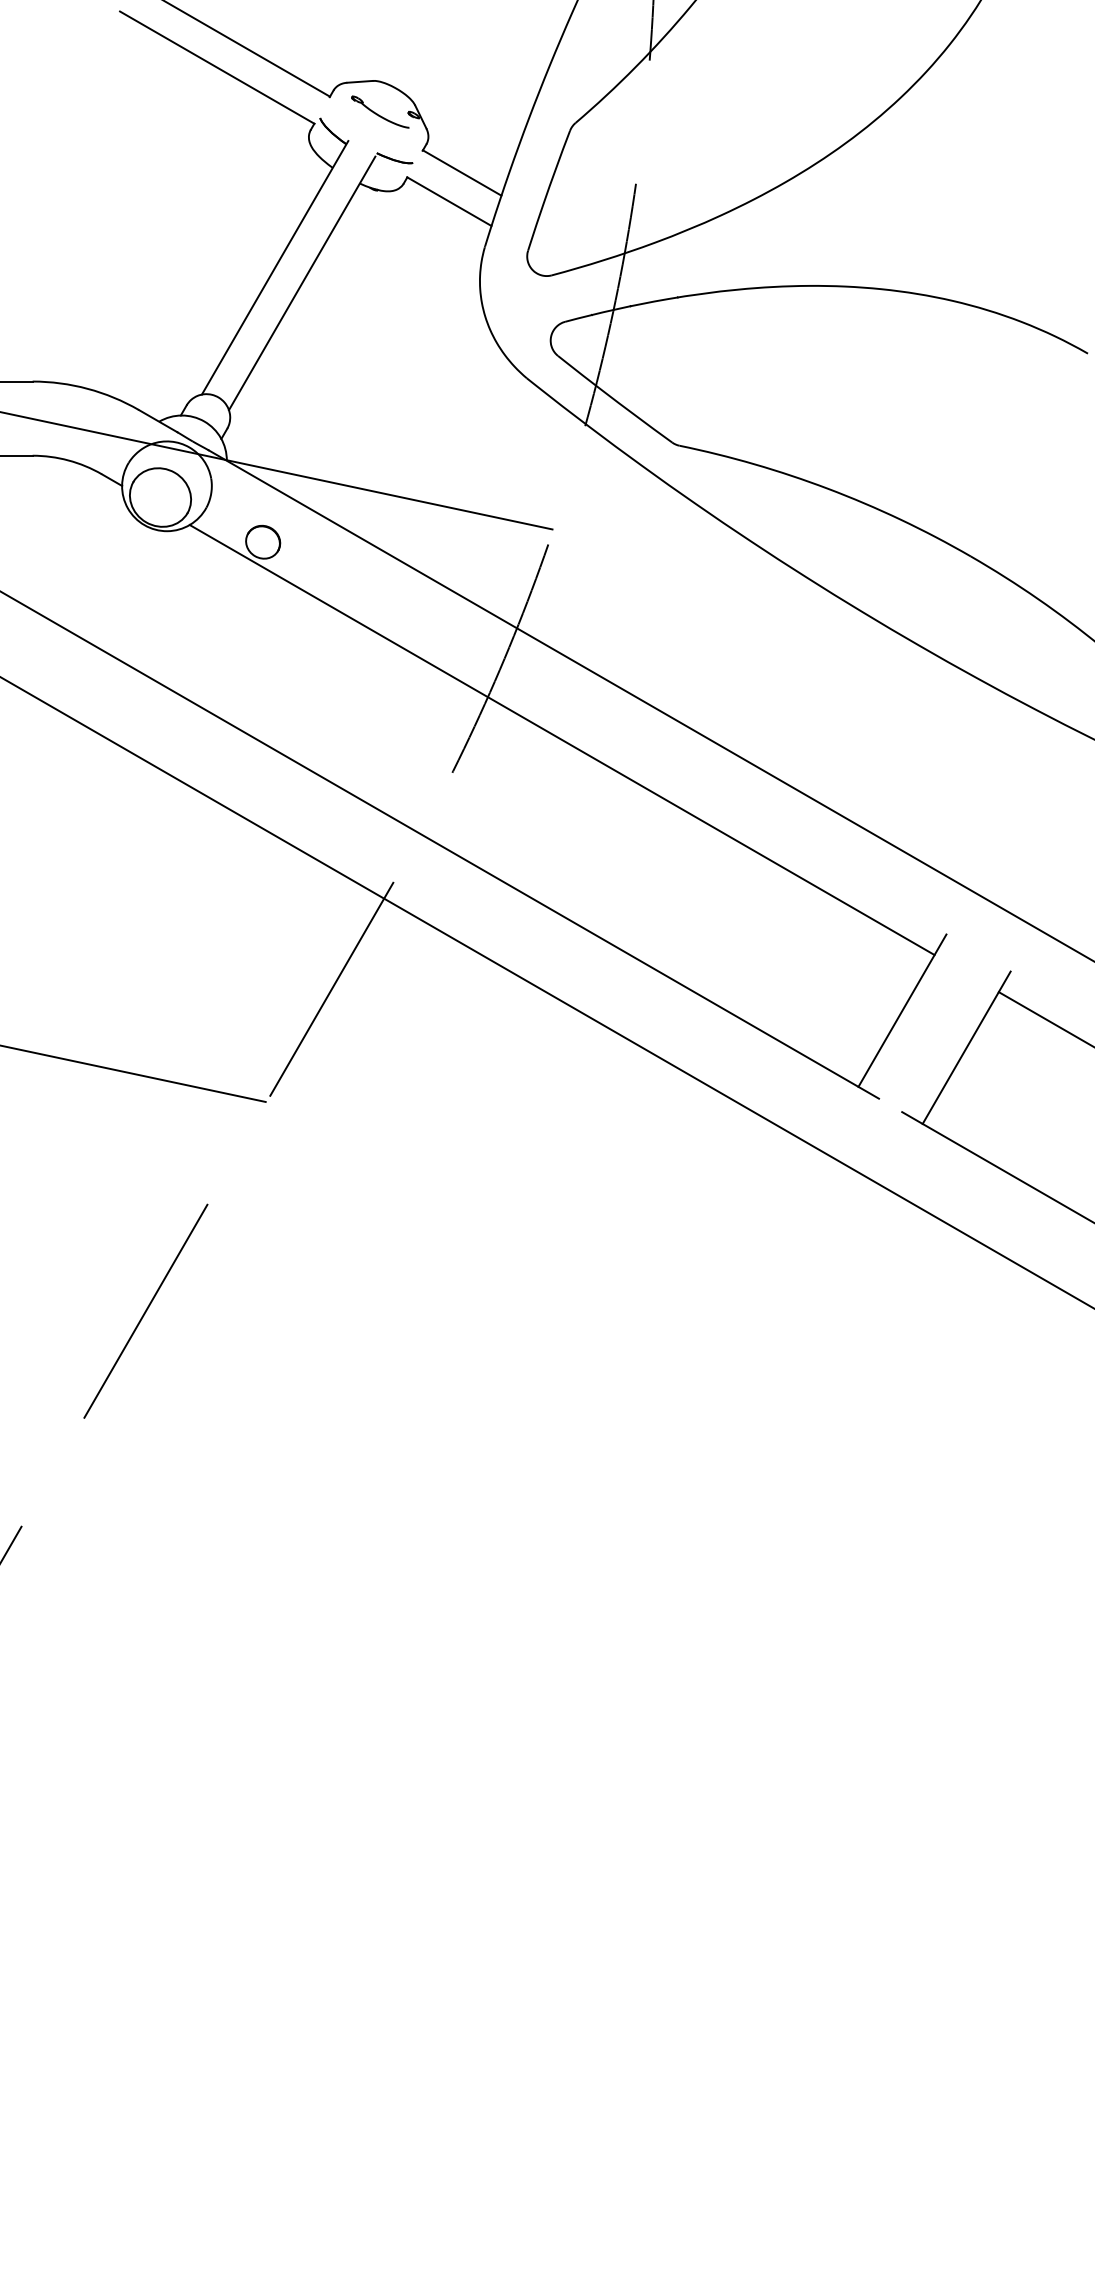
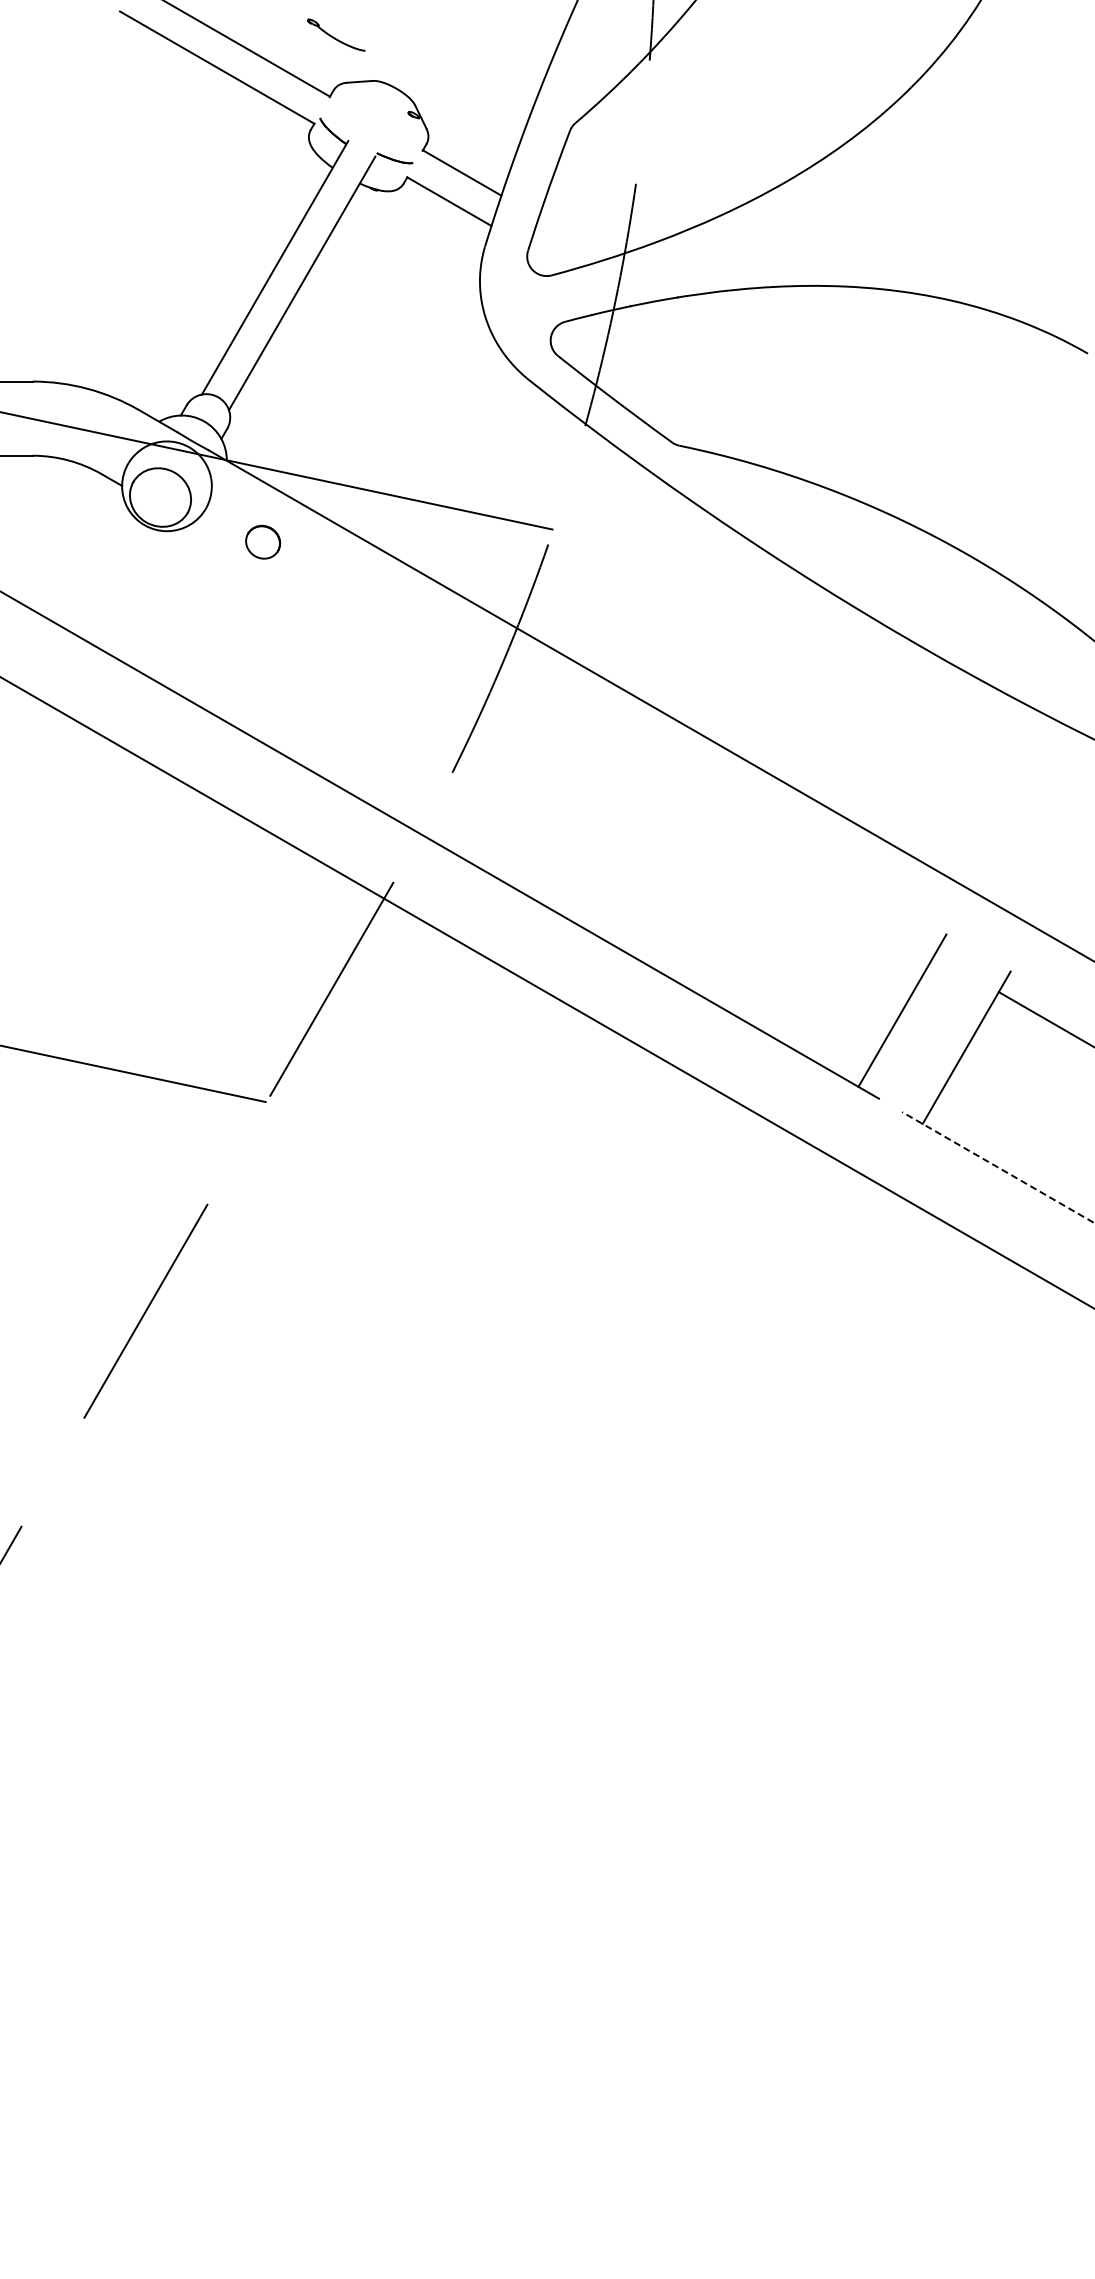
part position: (380, 111) -> (336, 34) (336, 34)
line: present -> none (561, 740)
line: solid -> dashed (998, 1167)
